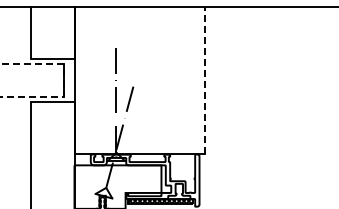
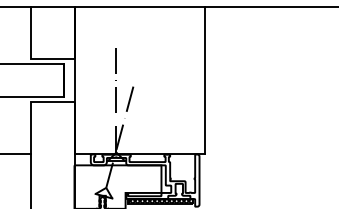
line: dashed -> solid (204, 80)
line: dashed -> solid (63, 81)
line: none -> present (16, 154)
